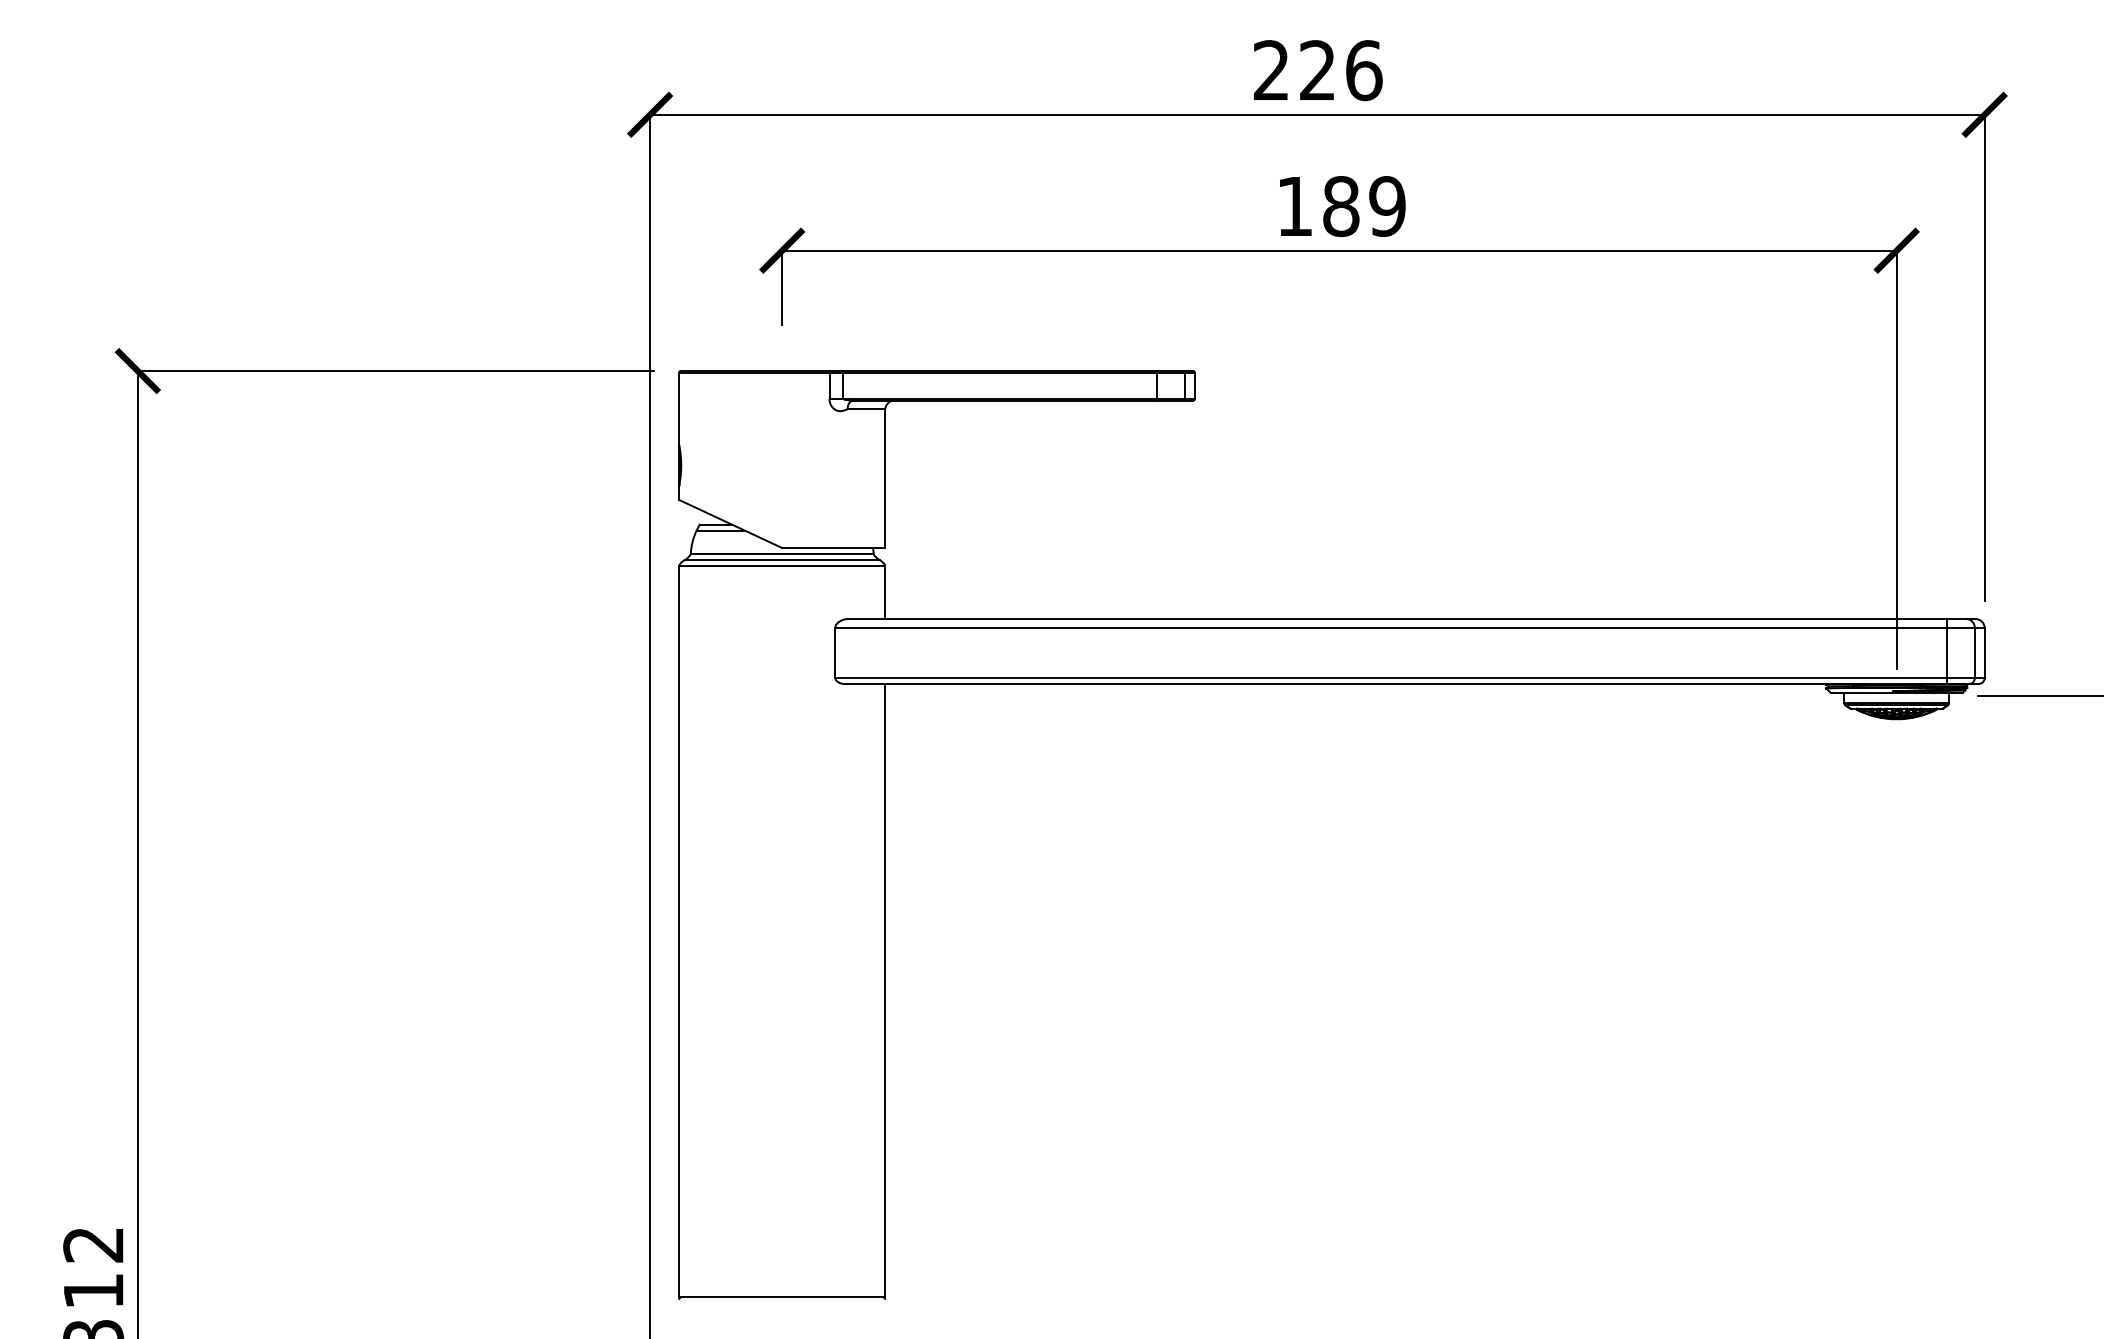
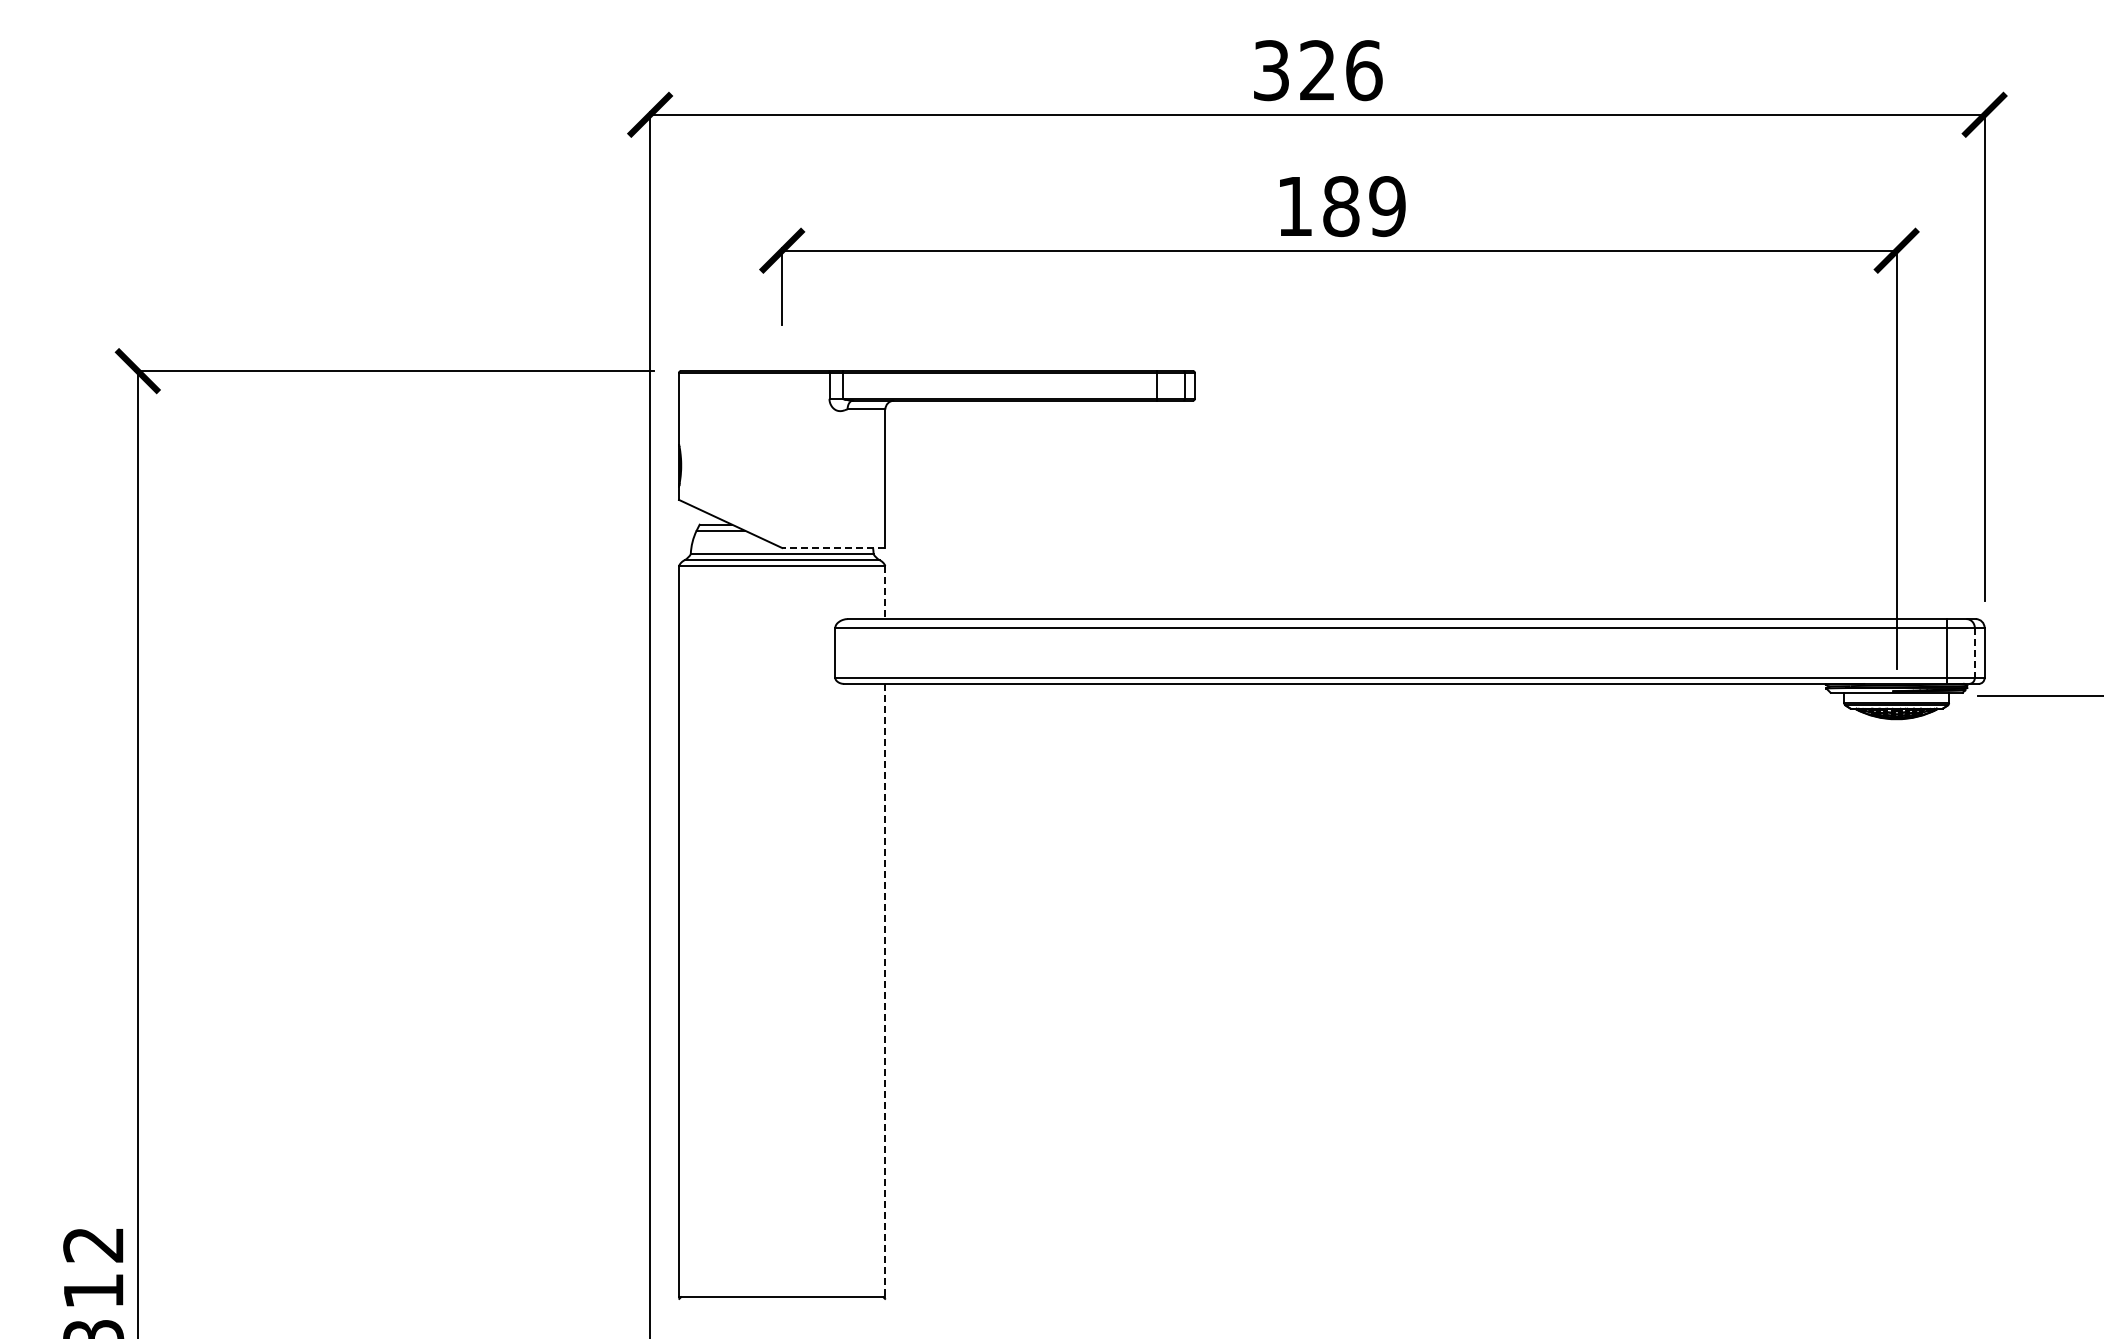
text: 226 -> 326 (1270, 70)
line: solid -> dashed (833, 548)
line: solid -> dashed (885, 592)
line: solid -> dashed (1974, 653)
line: solid -> dashed (885, 990)
